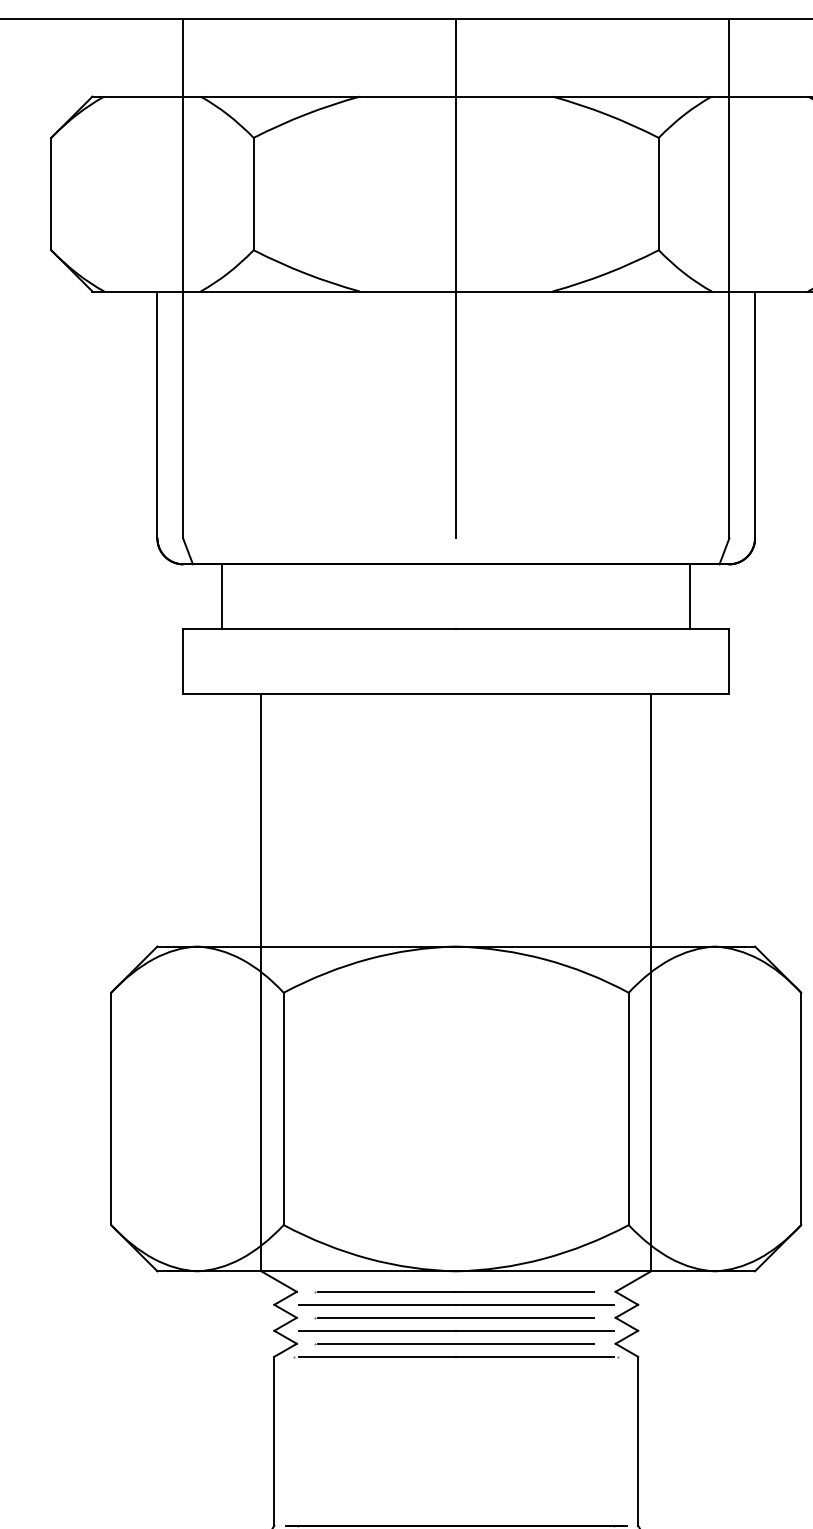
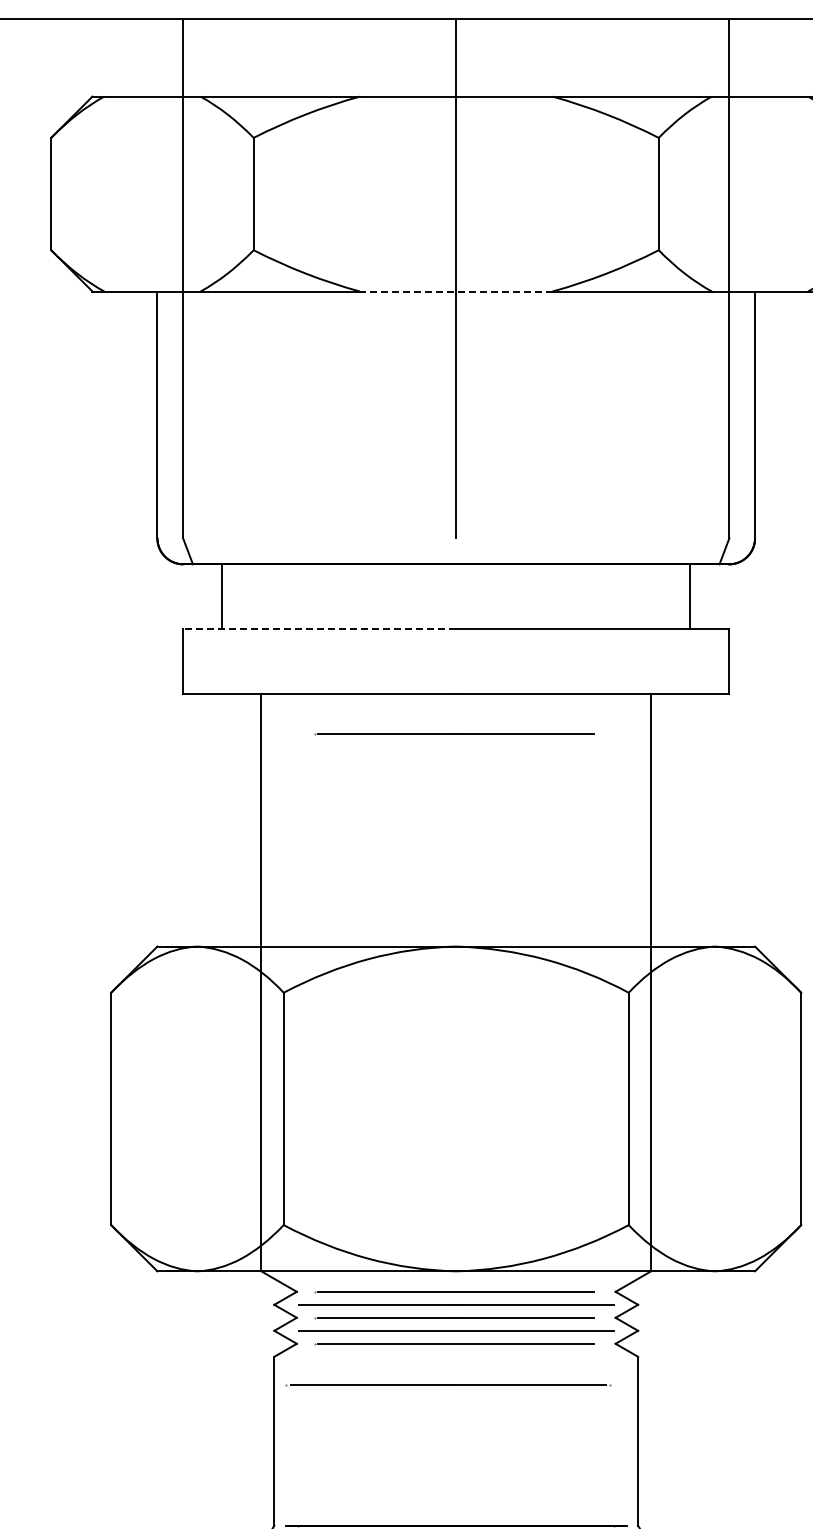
line: solid -> dashed (455, 291)
line: solid -> dashed (319, 629)
line: none -> present (454, 734)
line position: (456, 1357) -> (448, 1385) (448, 1385)
